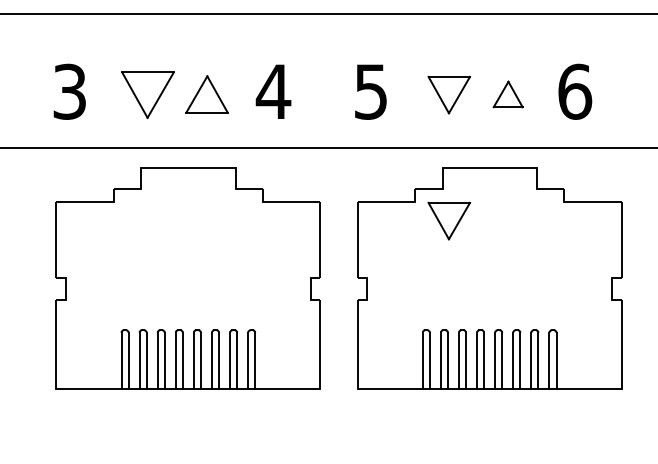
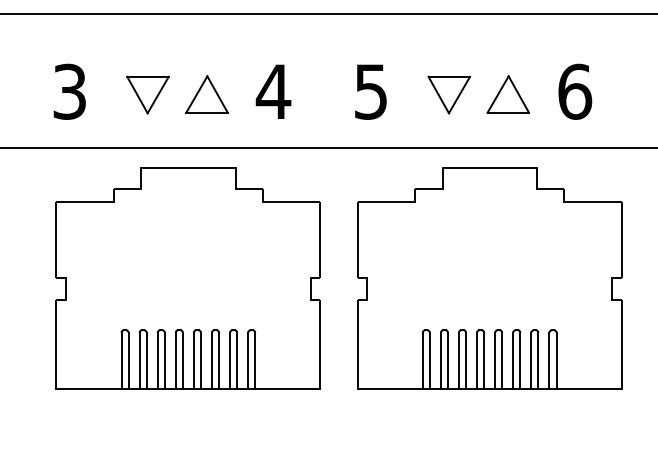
part size: 54x48 px -> 44x40 px (147, 94)
part size: 32x29 px -> 44x39 px (507, 94)
part: present -> none (448, 220)
